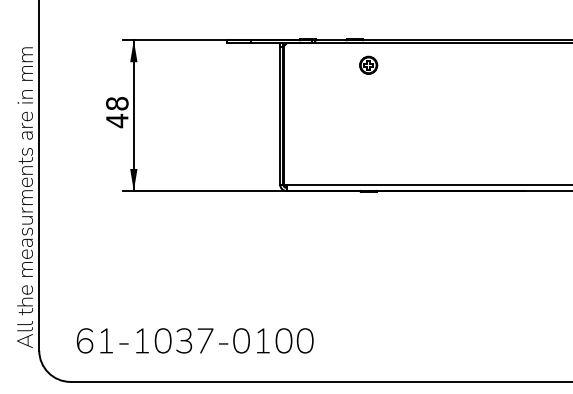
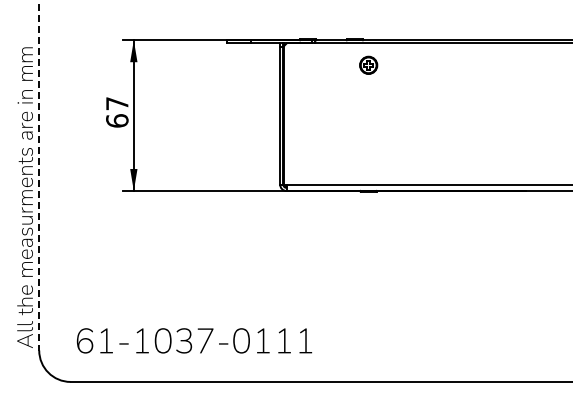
text: 48 -> 67 (117, 112)
line: solid -> dashed (39, 175)
text: 61-1037-0100 -> 61-1037-0111 (294, 340)
